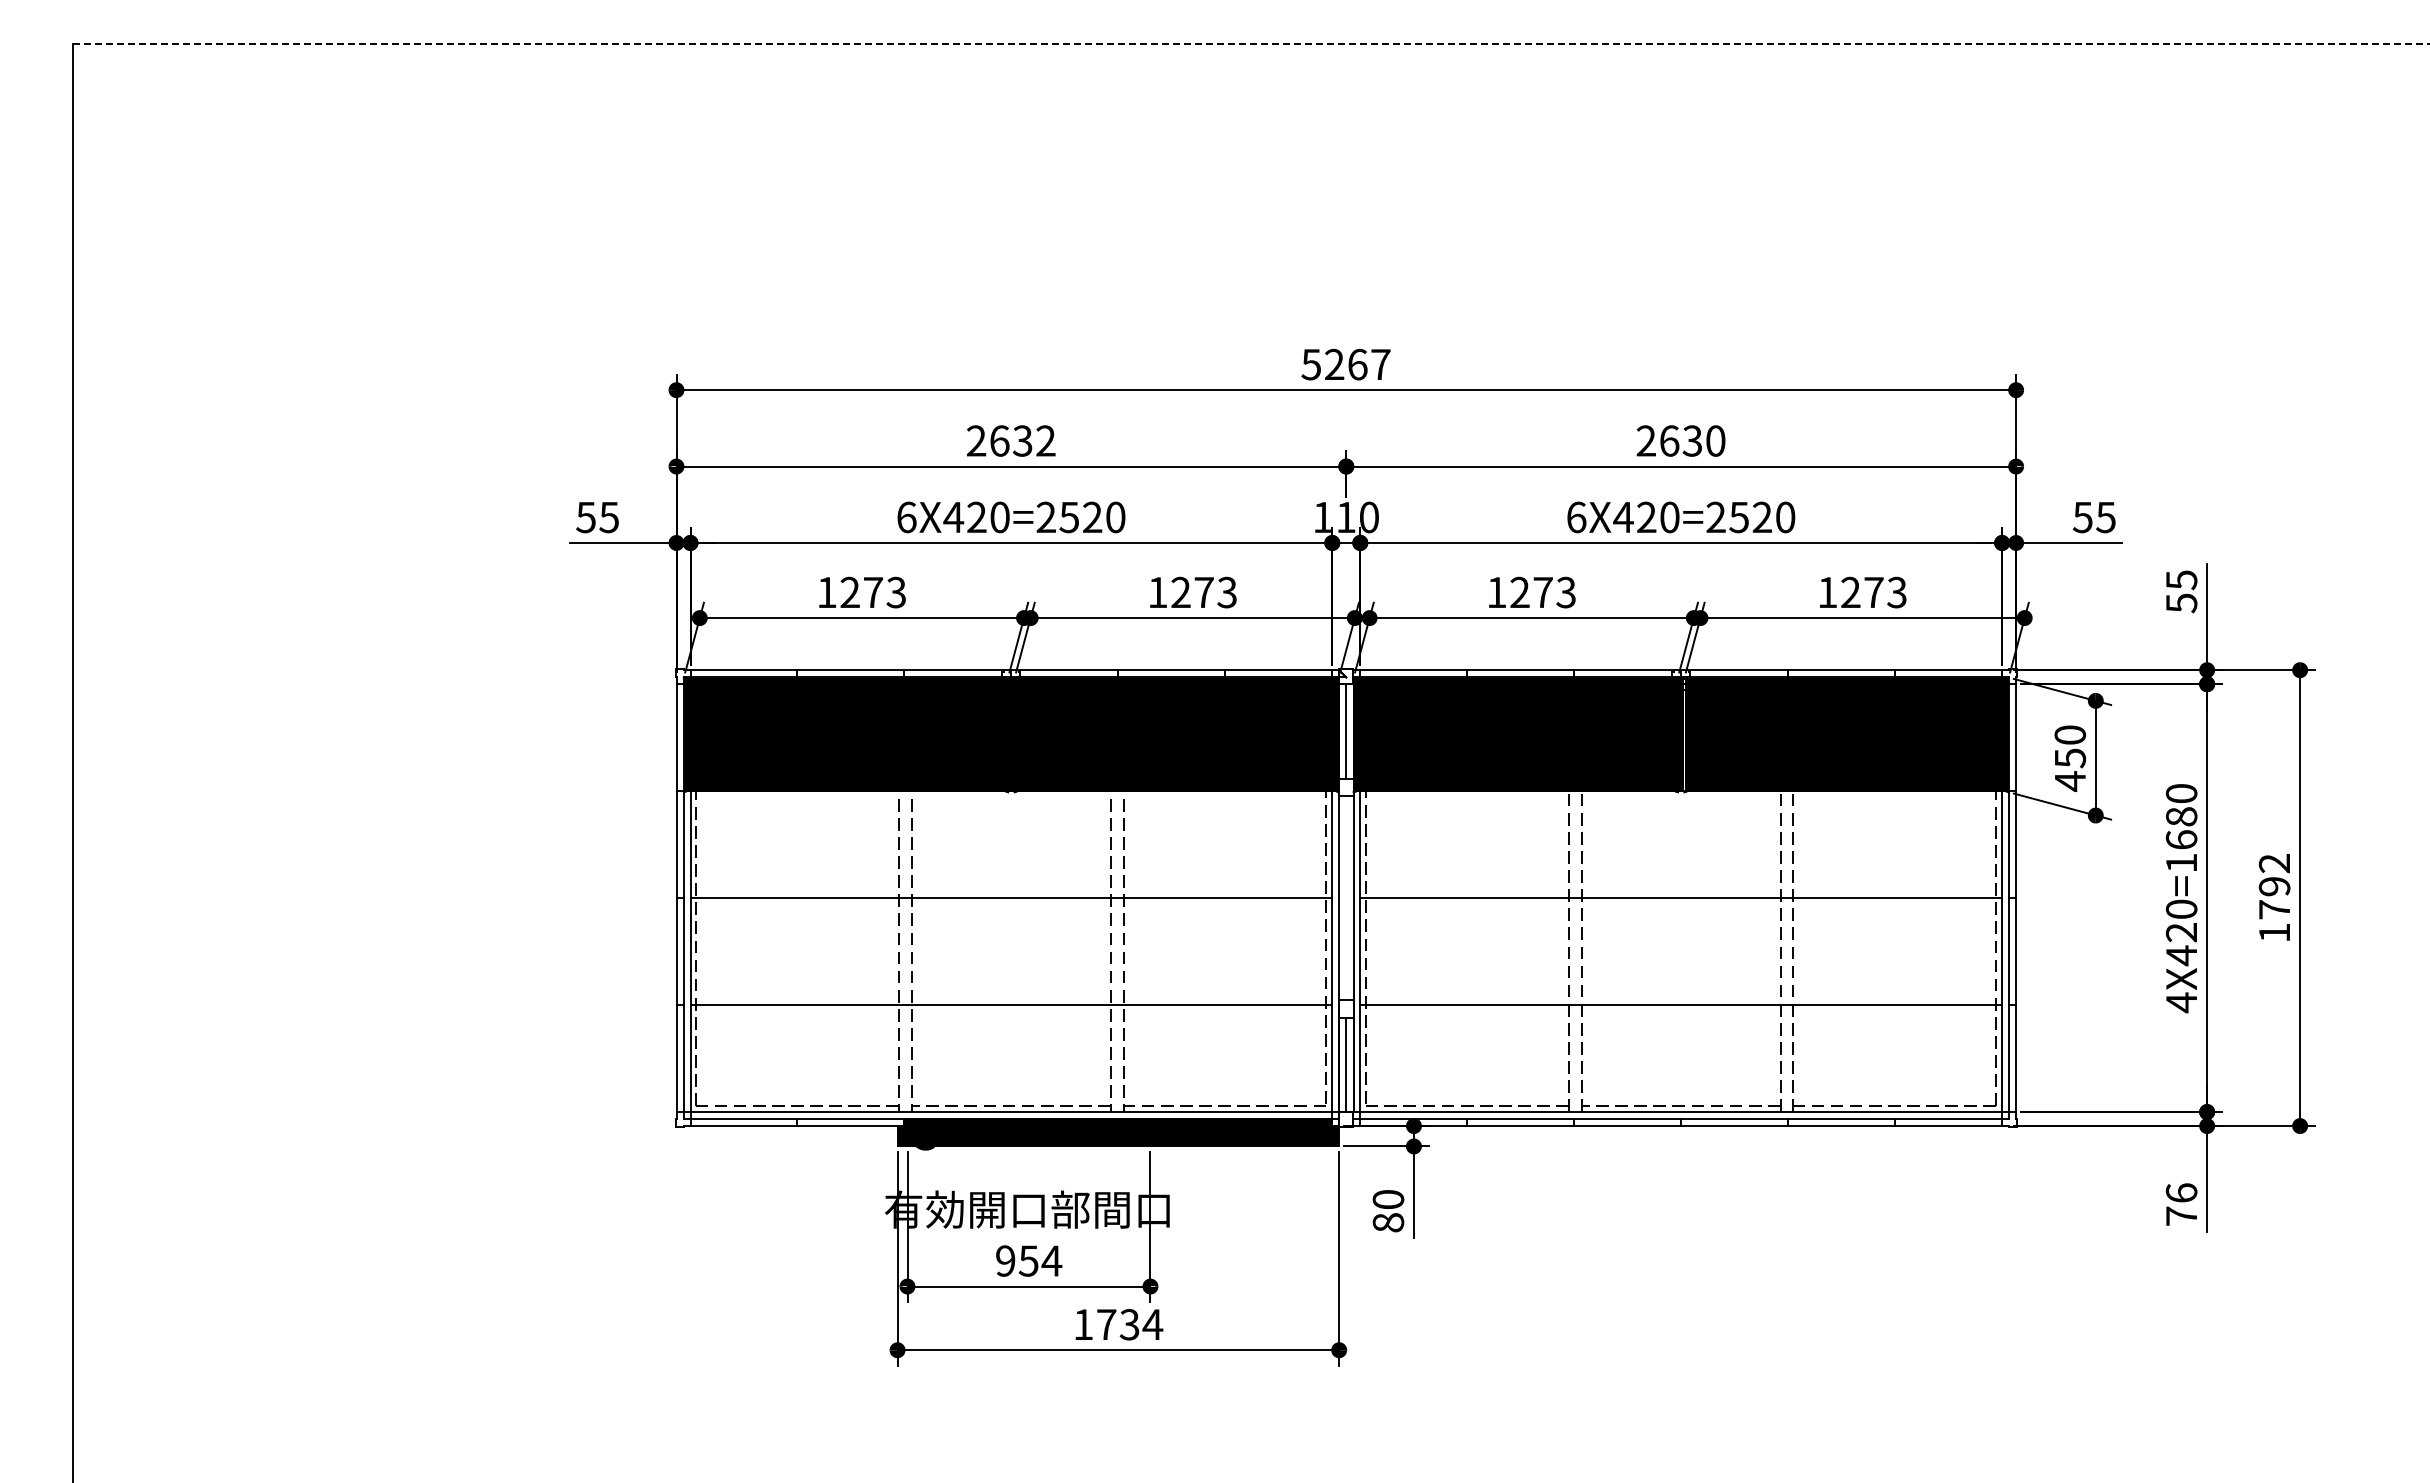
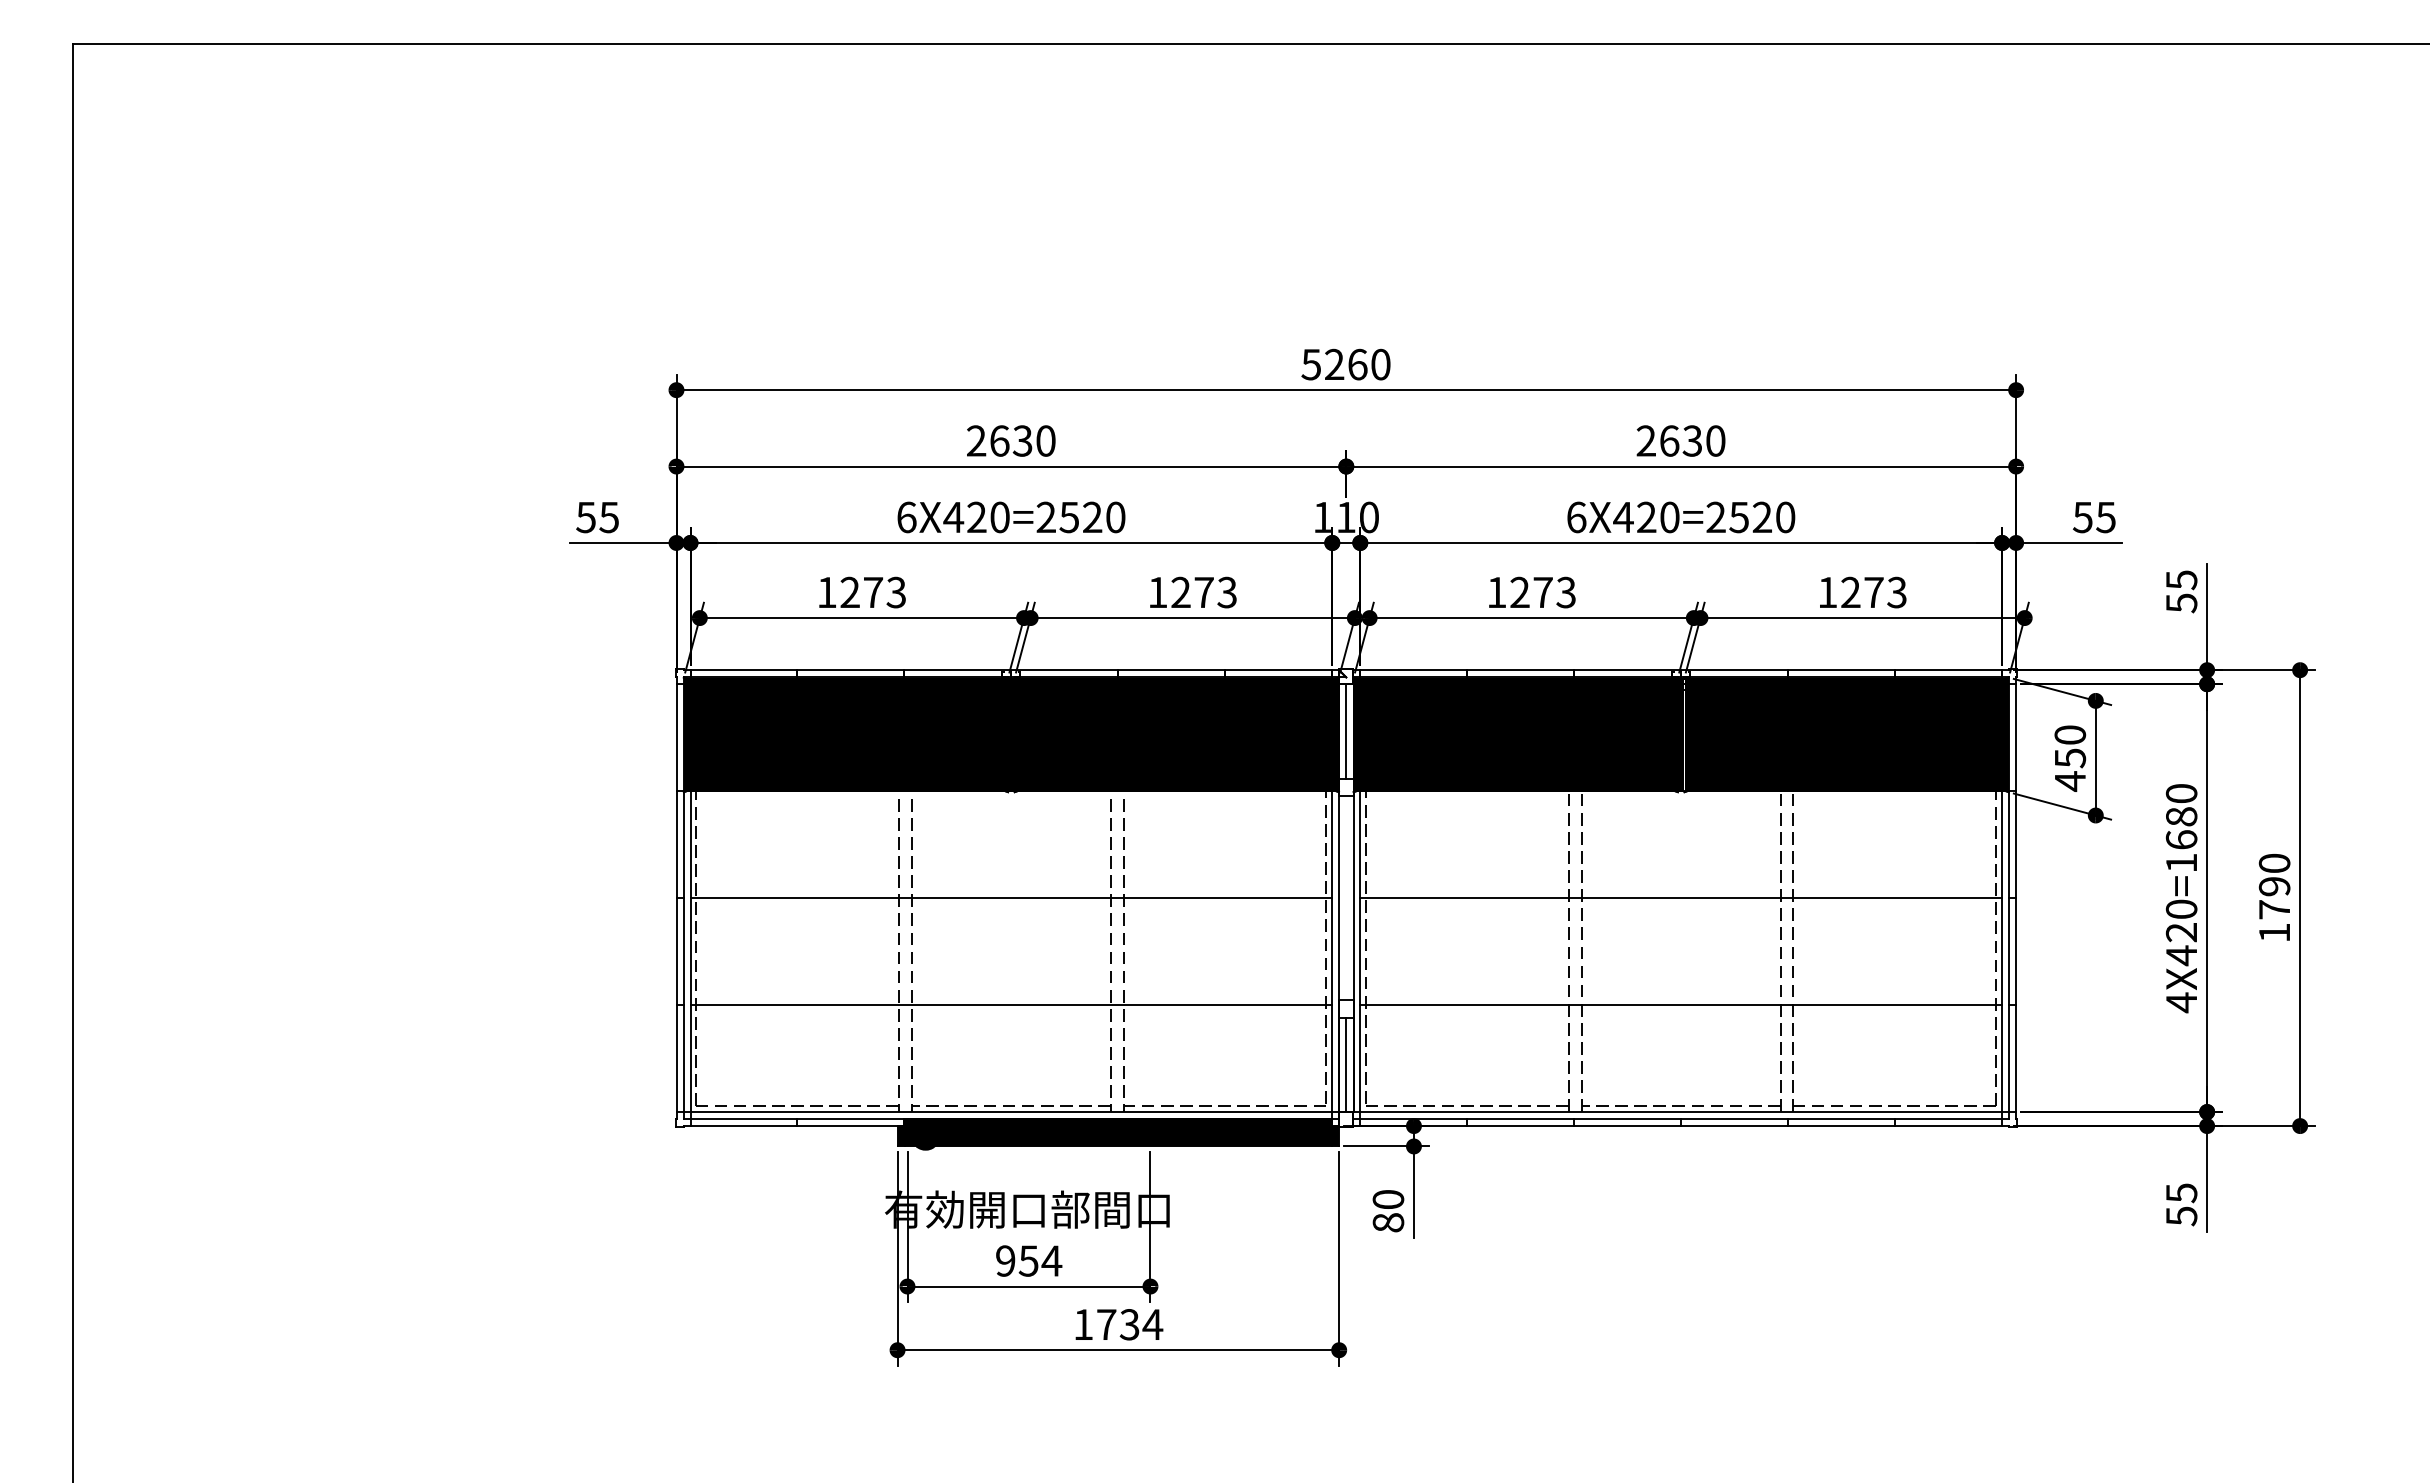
line: dashed -> solid (1251, 44)
text: 5267 -> 5260 (1380, 364)
text: 2632 -> 2630 (1045, 440)
text: 1792 -> 1790 (2274, 863)
text: 76 -> 55 (2181, 1204)
